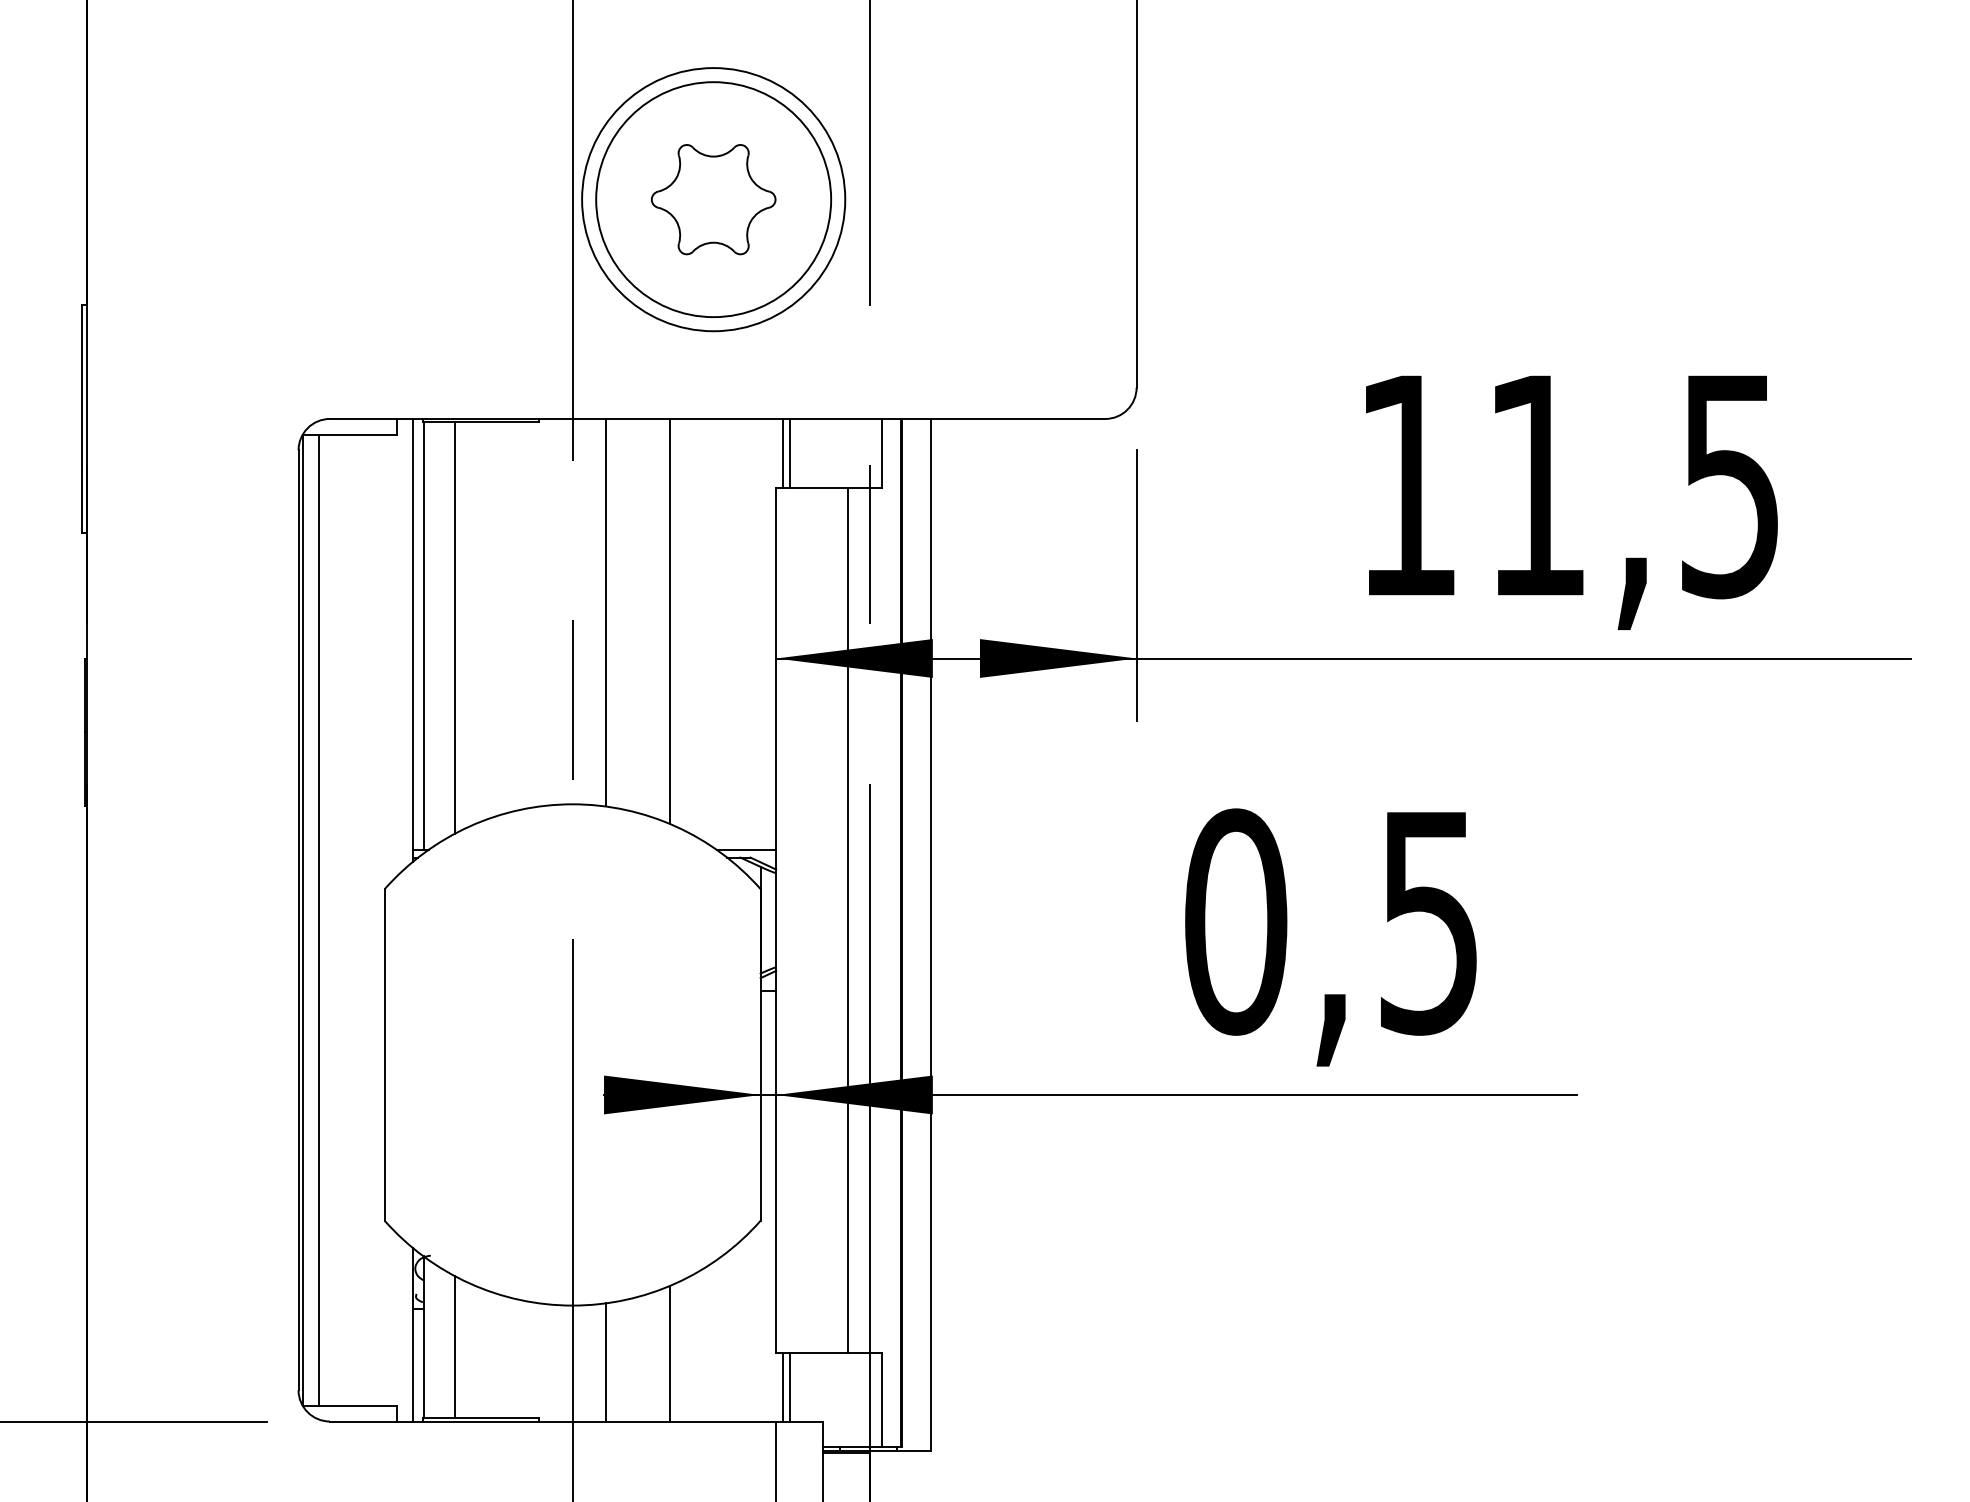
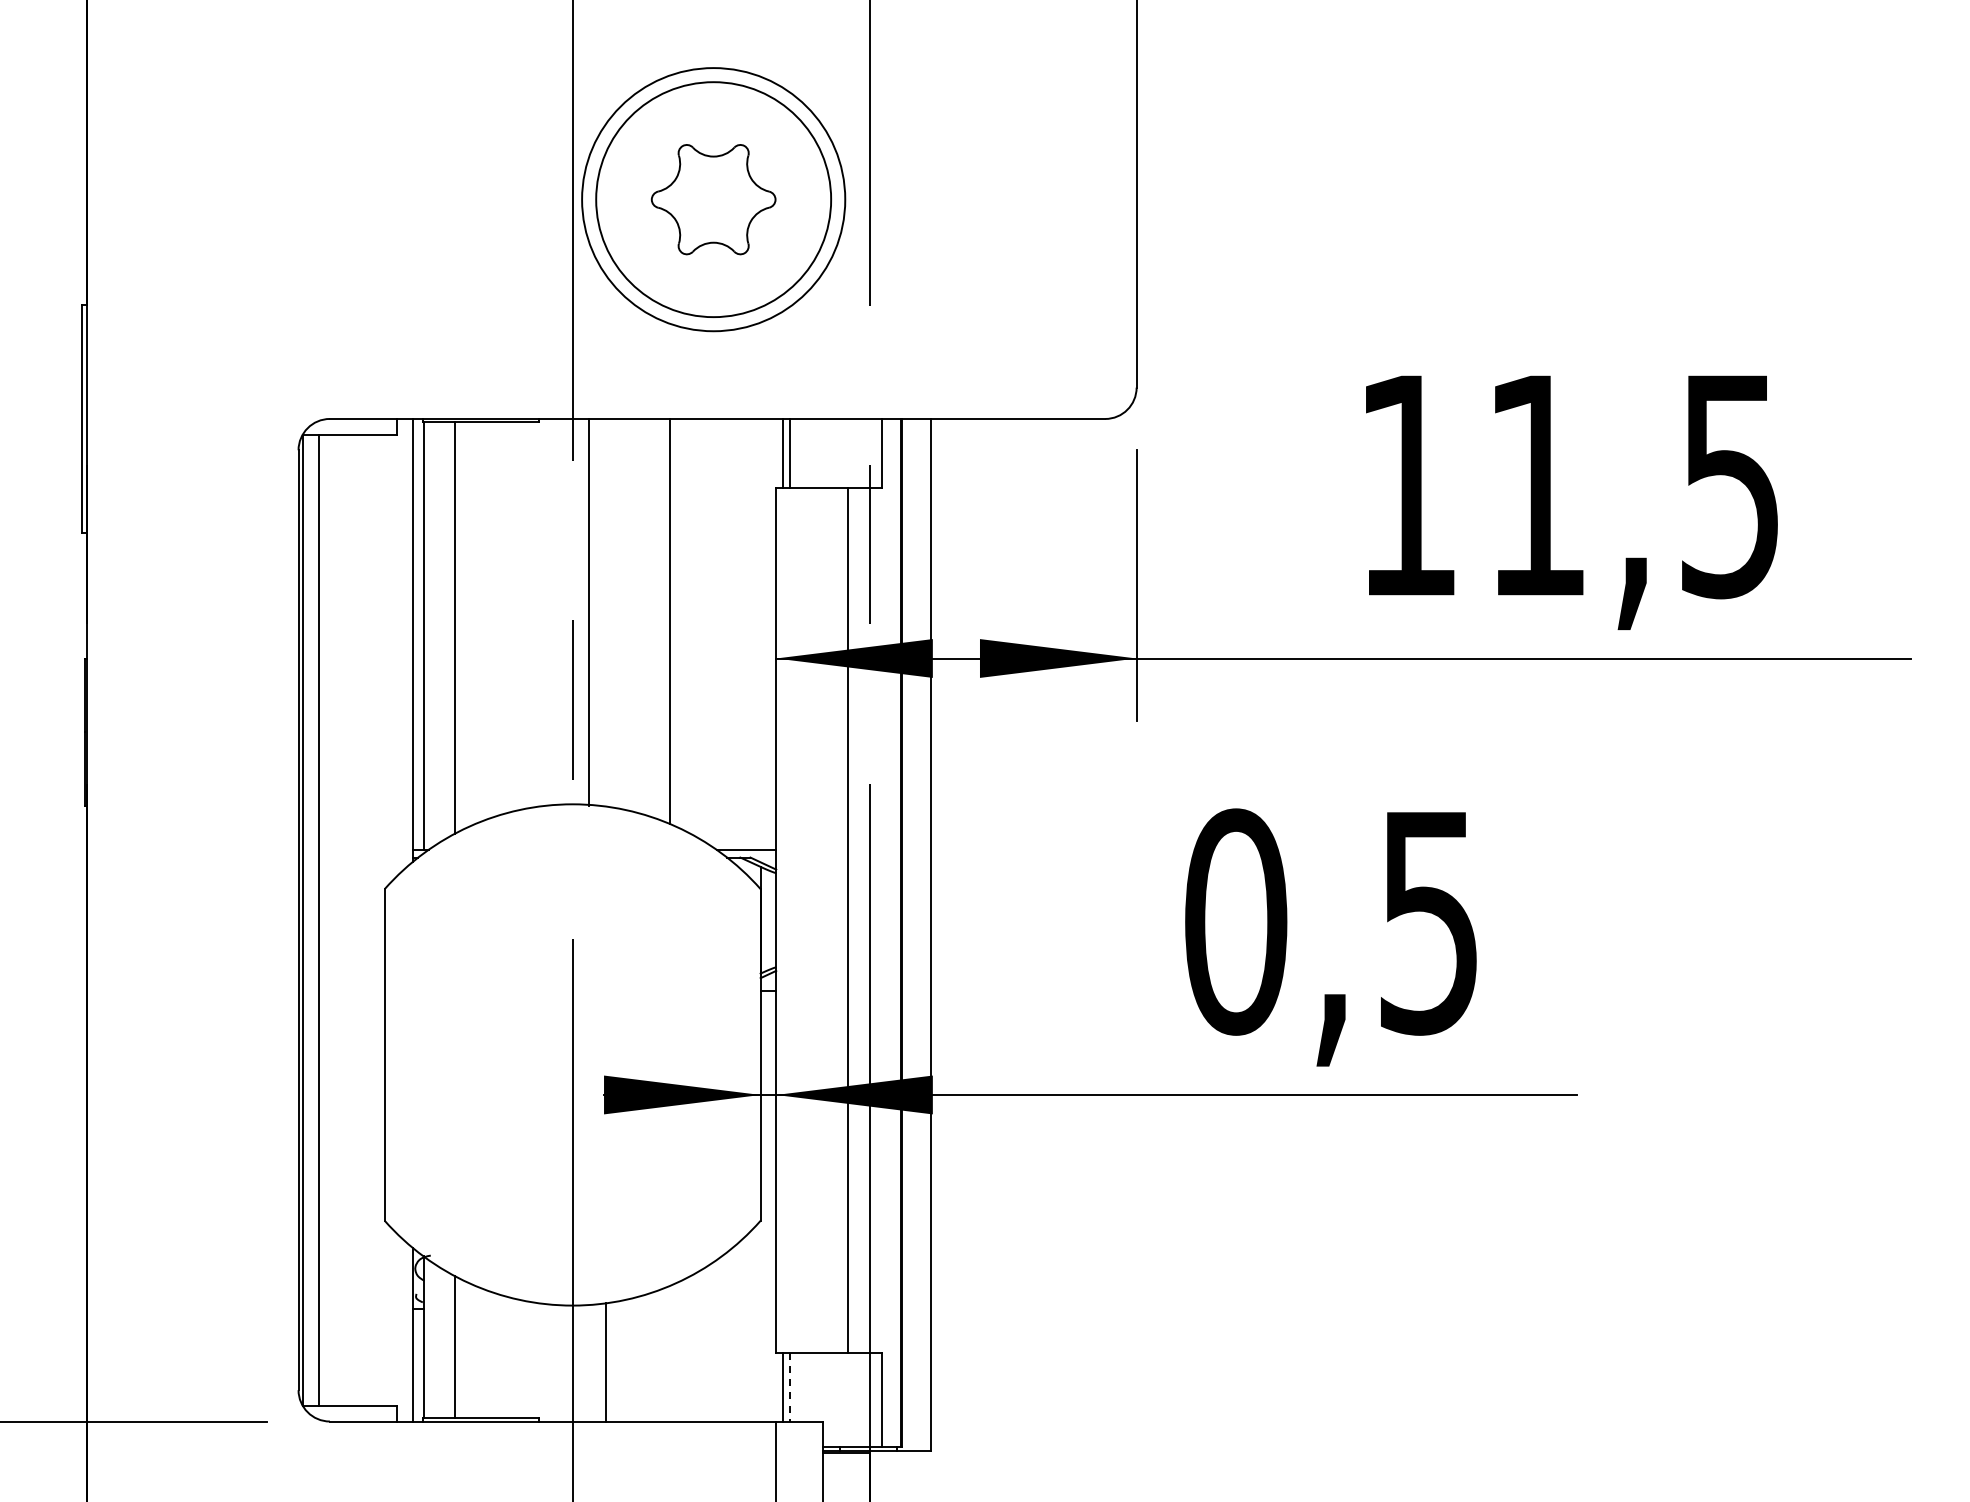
line position: (605, 612) -> (588, 612) (588, 612)
line: present -> none (670, 1353)
line: solid -> dashed (789, 1387)
